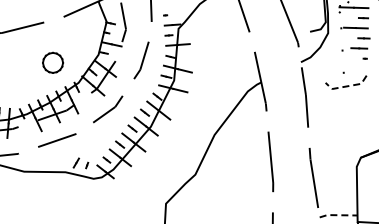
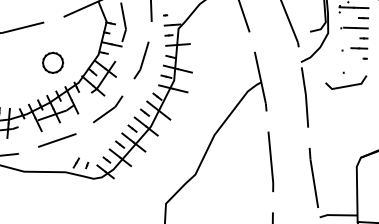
part size: 14x3 px -> 10x3 px (363, 38)
line: dashed -> solid (346, 86)
line: dashed -> solid (338, 215)
